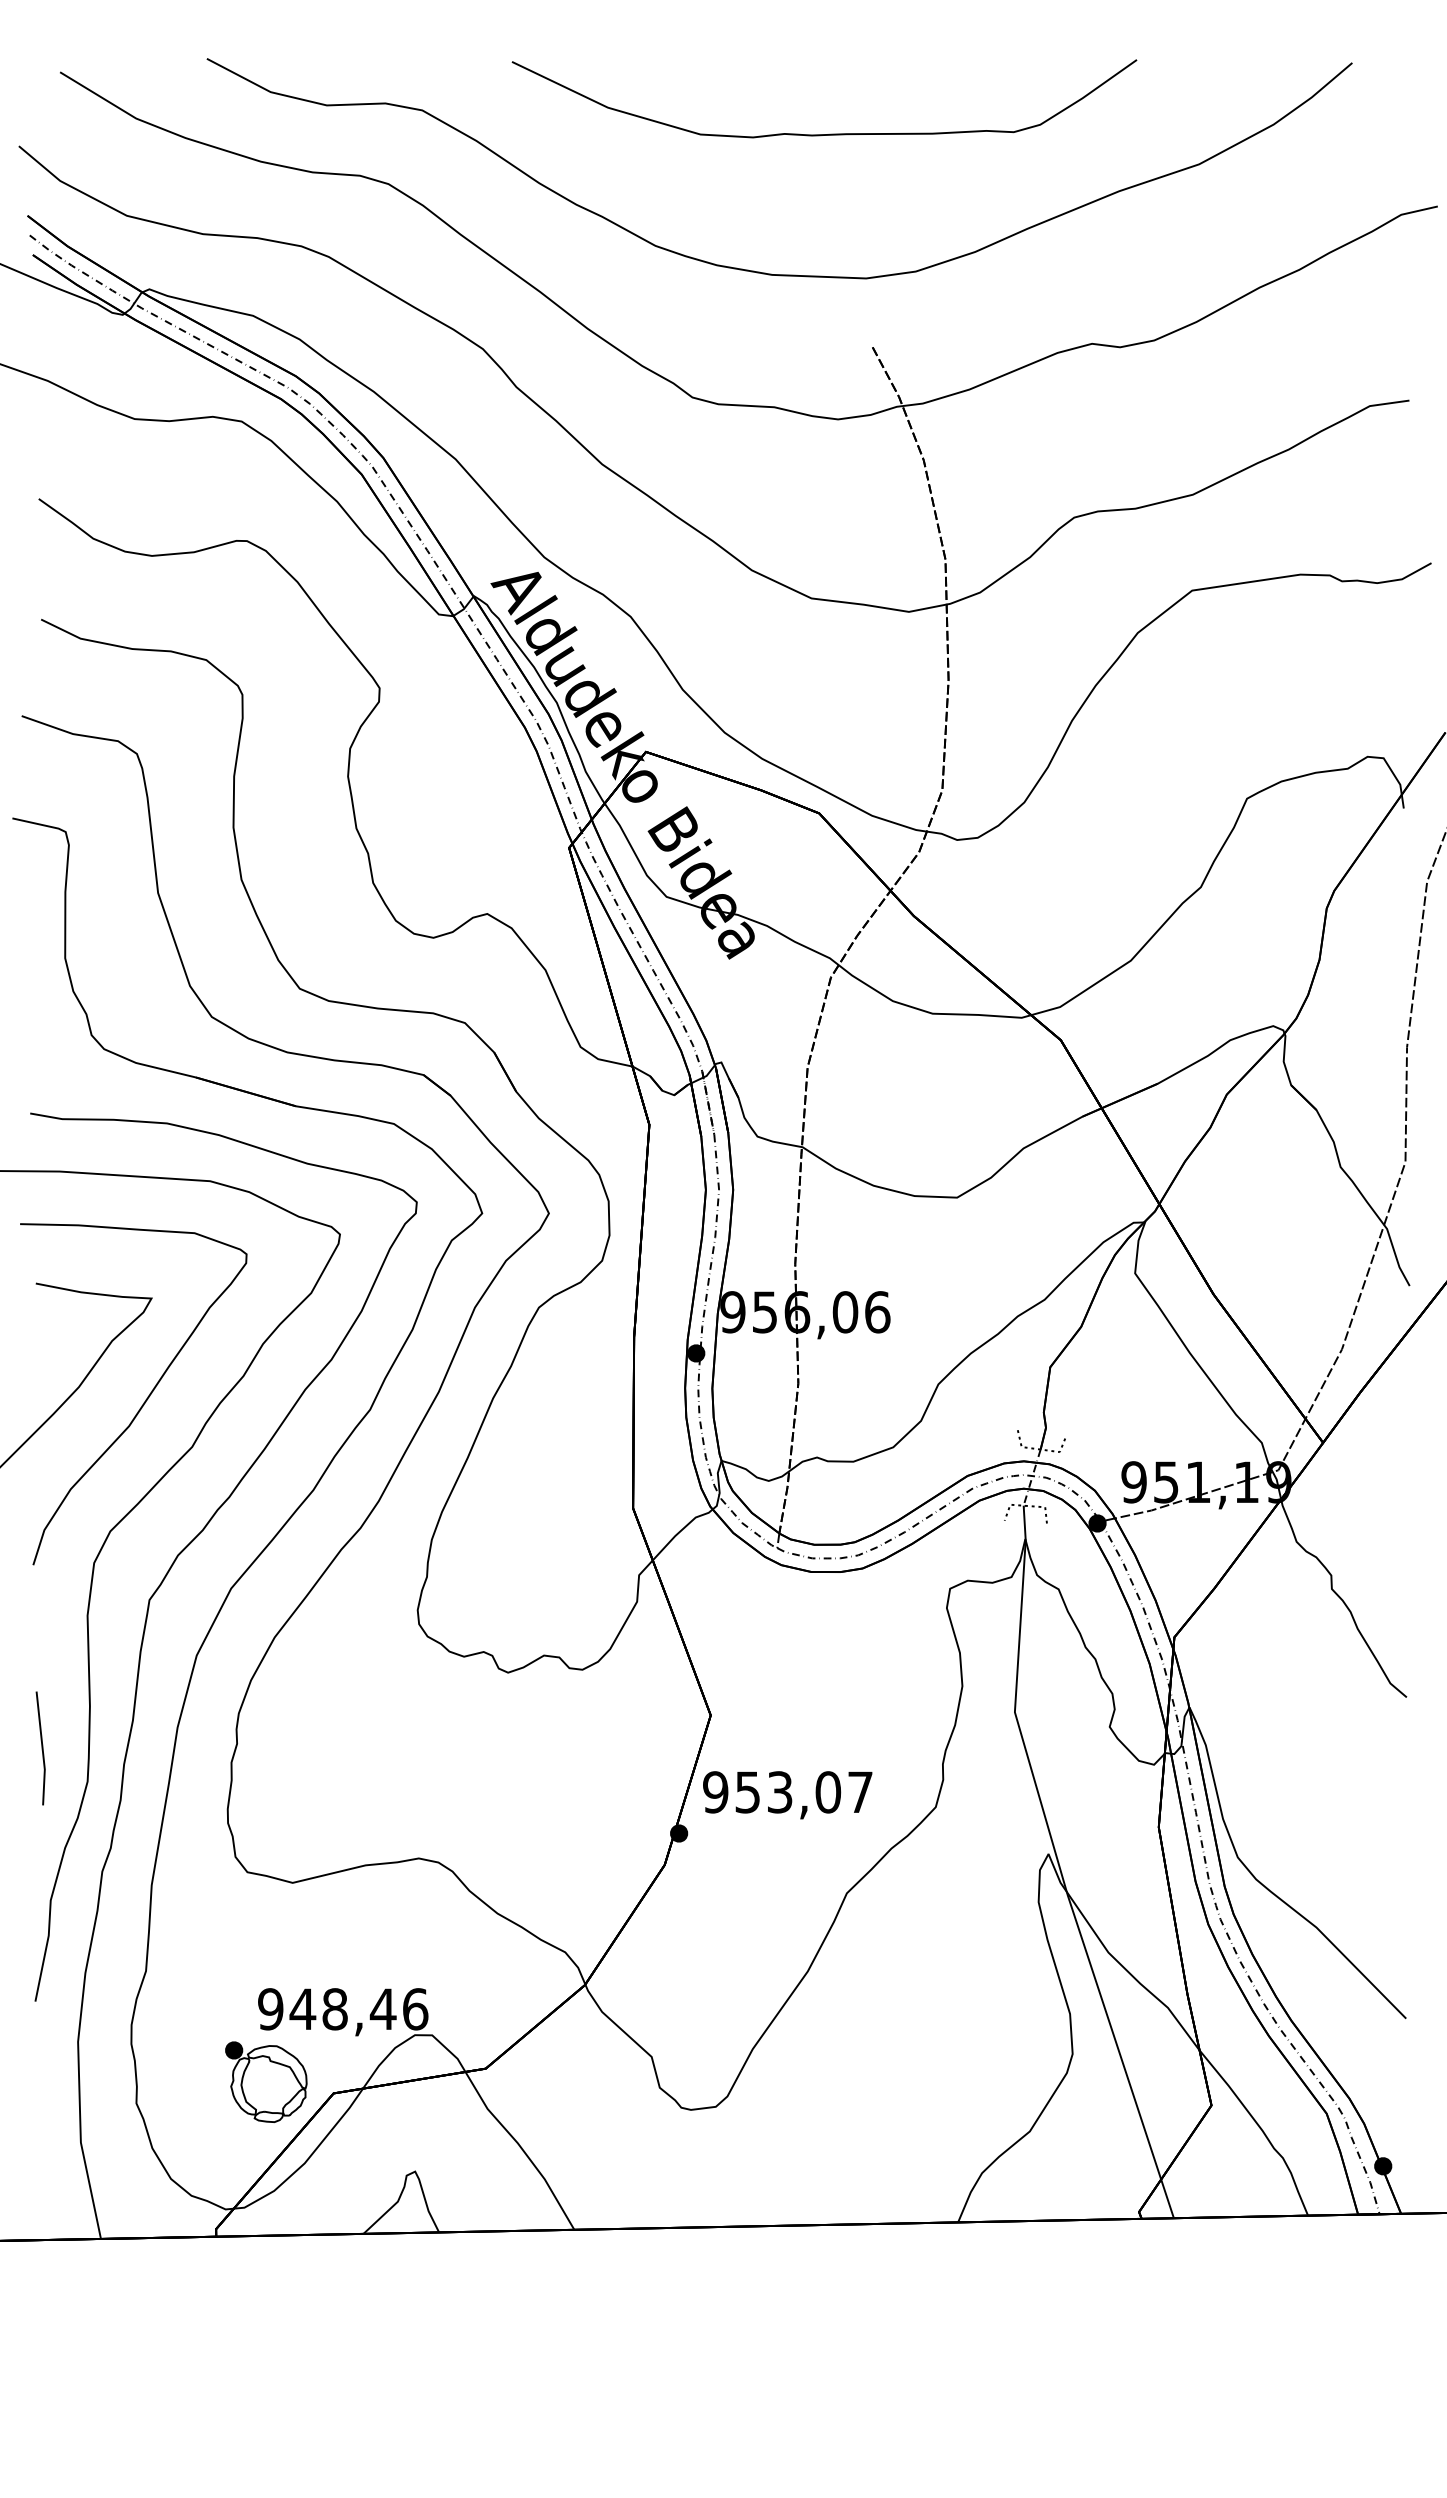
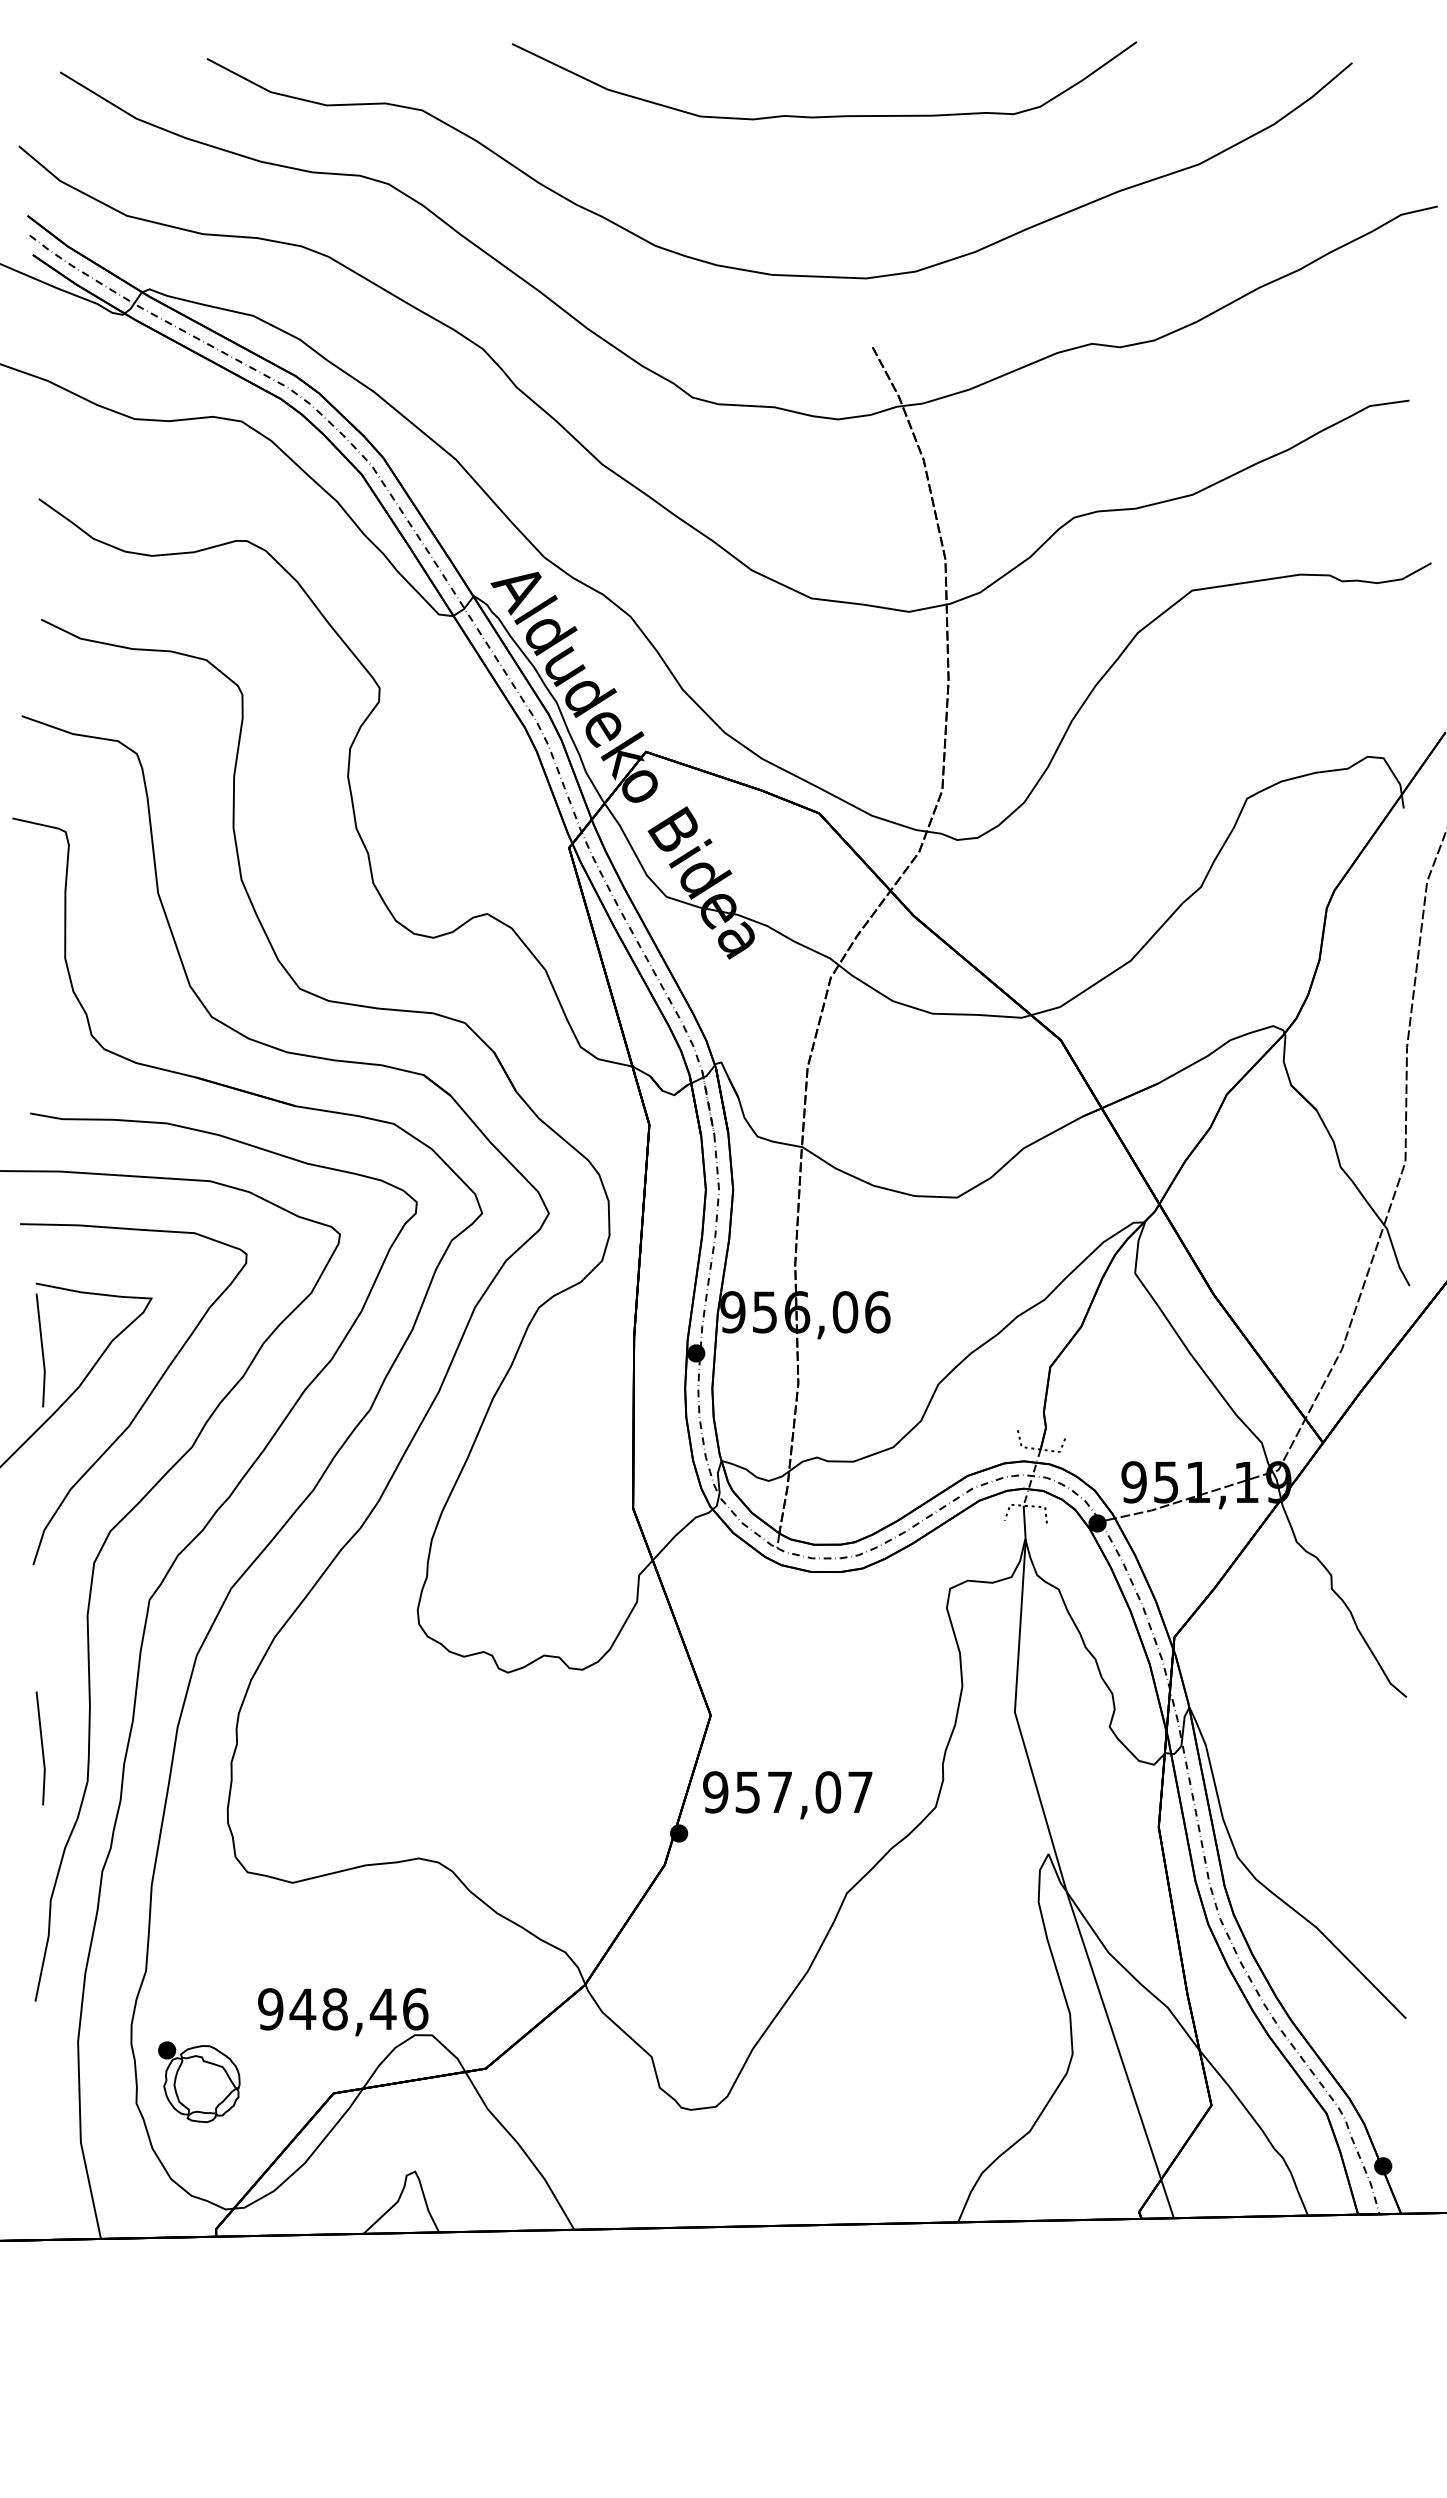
curve position: (829, 133) -> (829, 115) (829, 115)
line: none -> present (41, 1350)
text: 953,07 -> 957,07 (780, 1792)
part position: (266, 2081) -> (199, 2081) (199, 2081)
